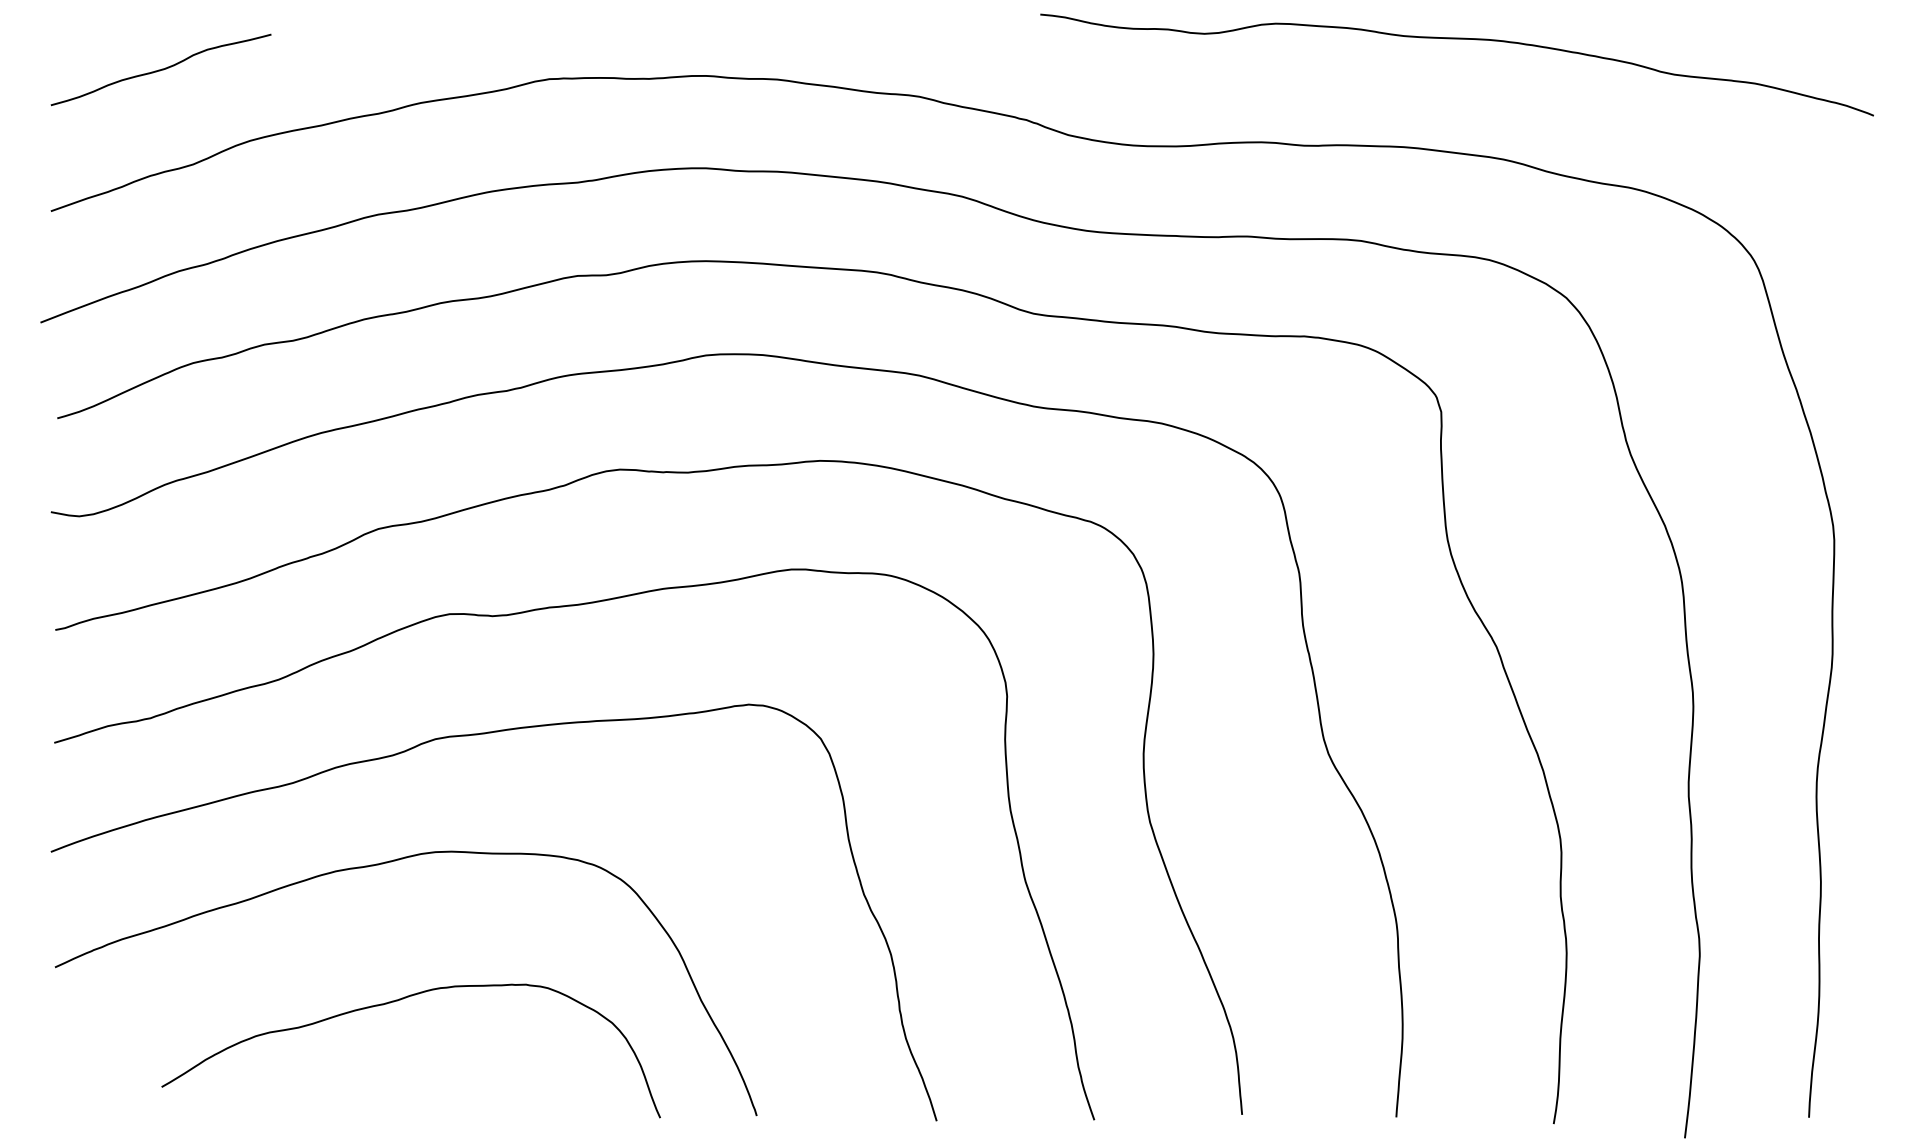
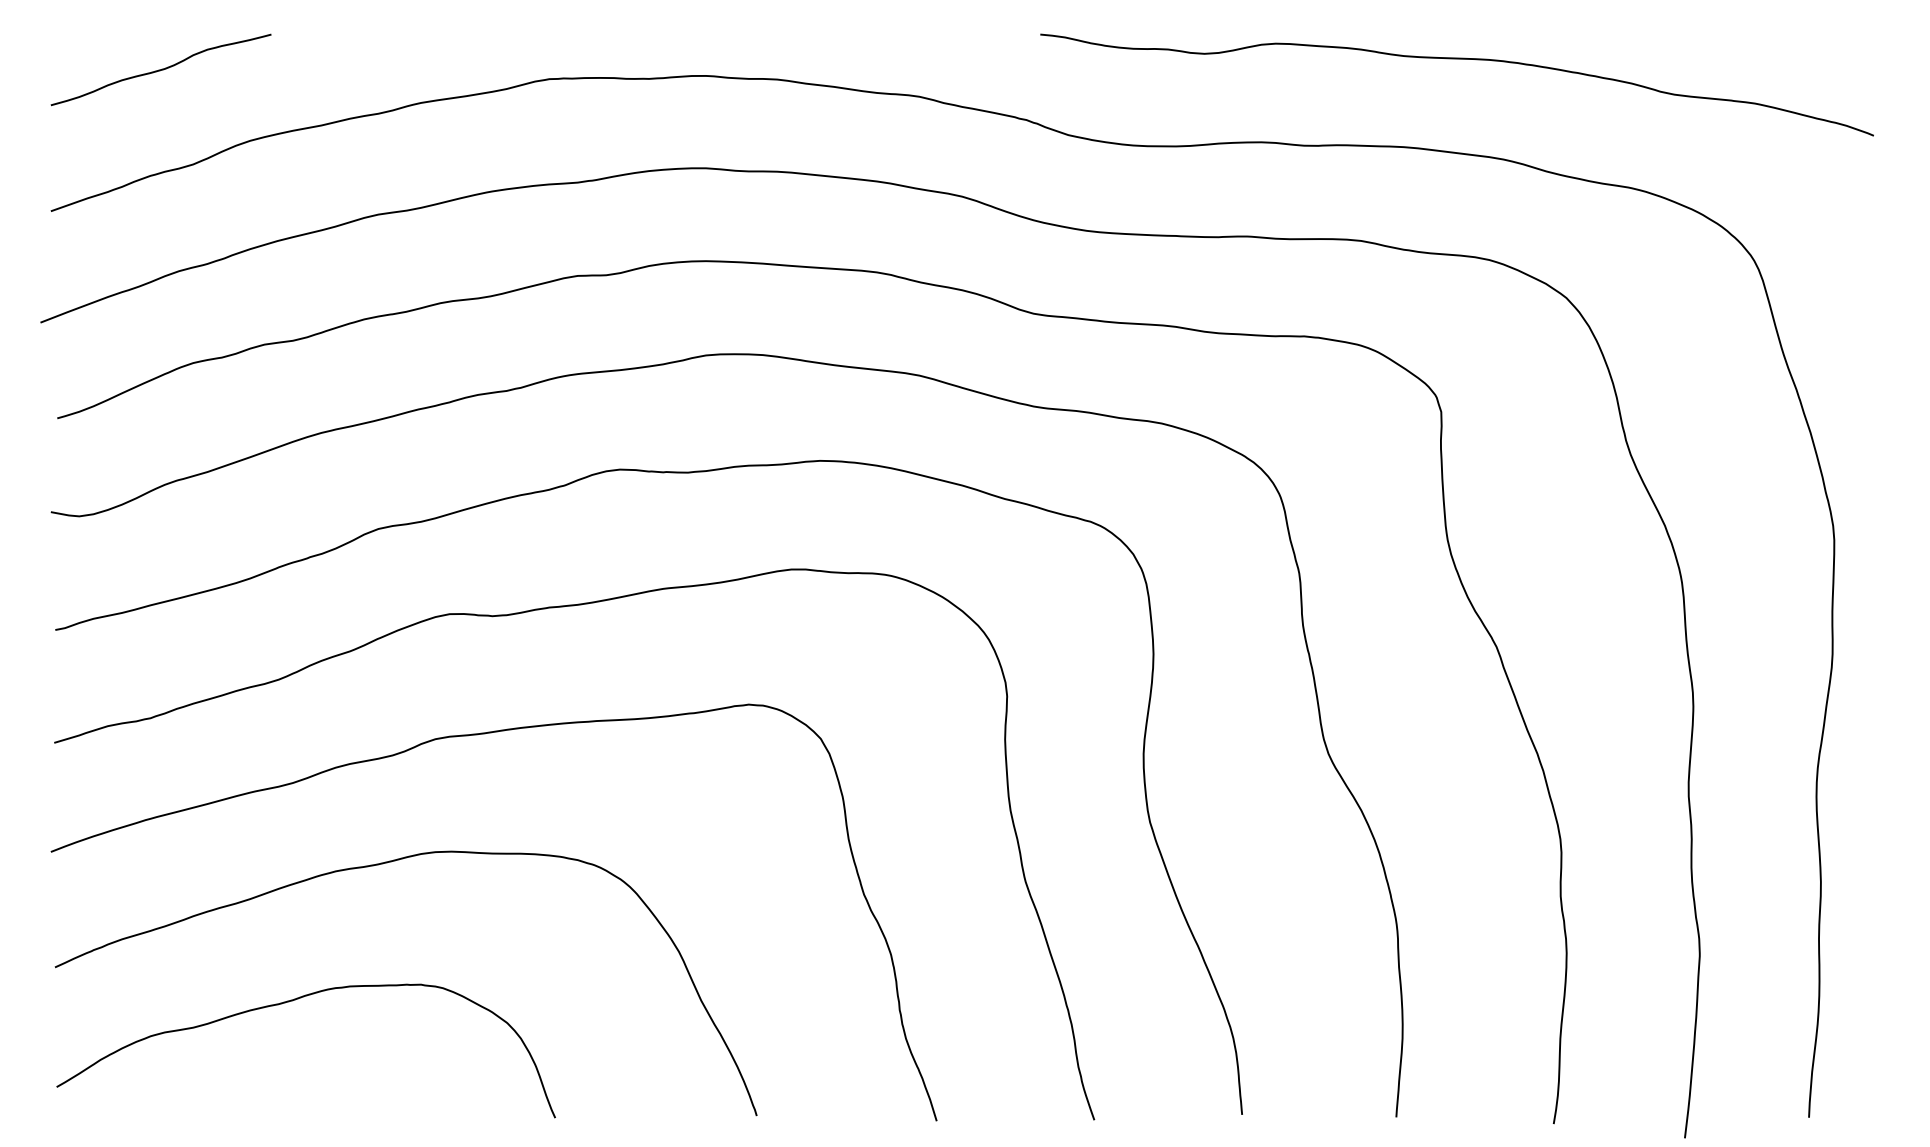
curve position: (1456, 39) -> (1456, 59) (1456, 59)
curve position: (394, 1002) -> (289, 1002) (289, 1002)
